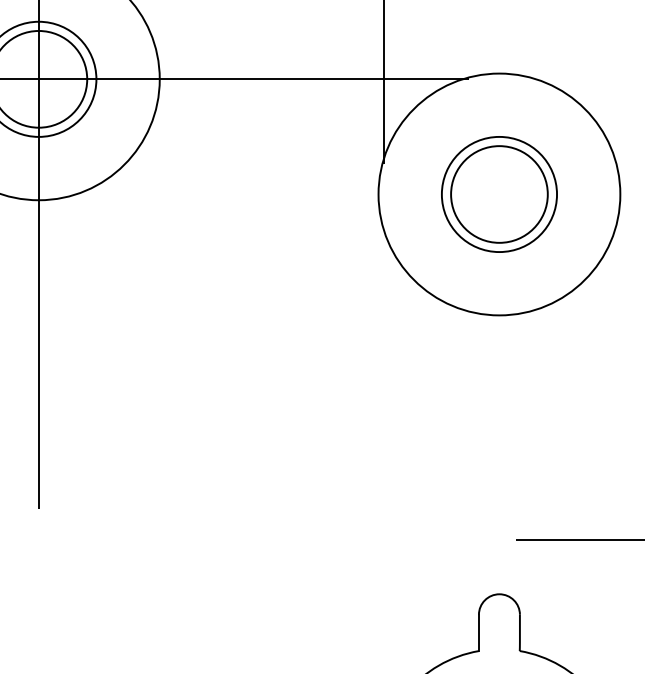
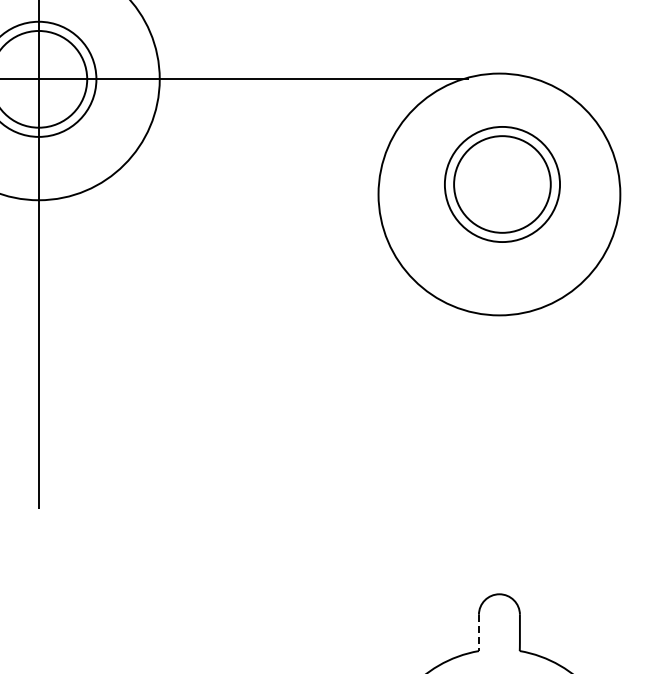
line: present -> none (384, 82)
part position: (499, 194) -> (502, 184) (502, 184)
line: present -> none (578, 539)
line: solid -> dashed (478, 633)
